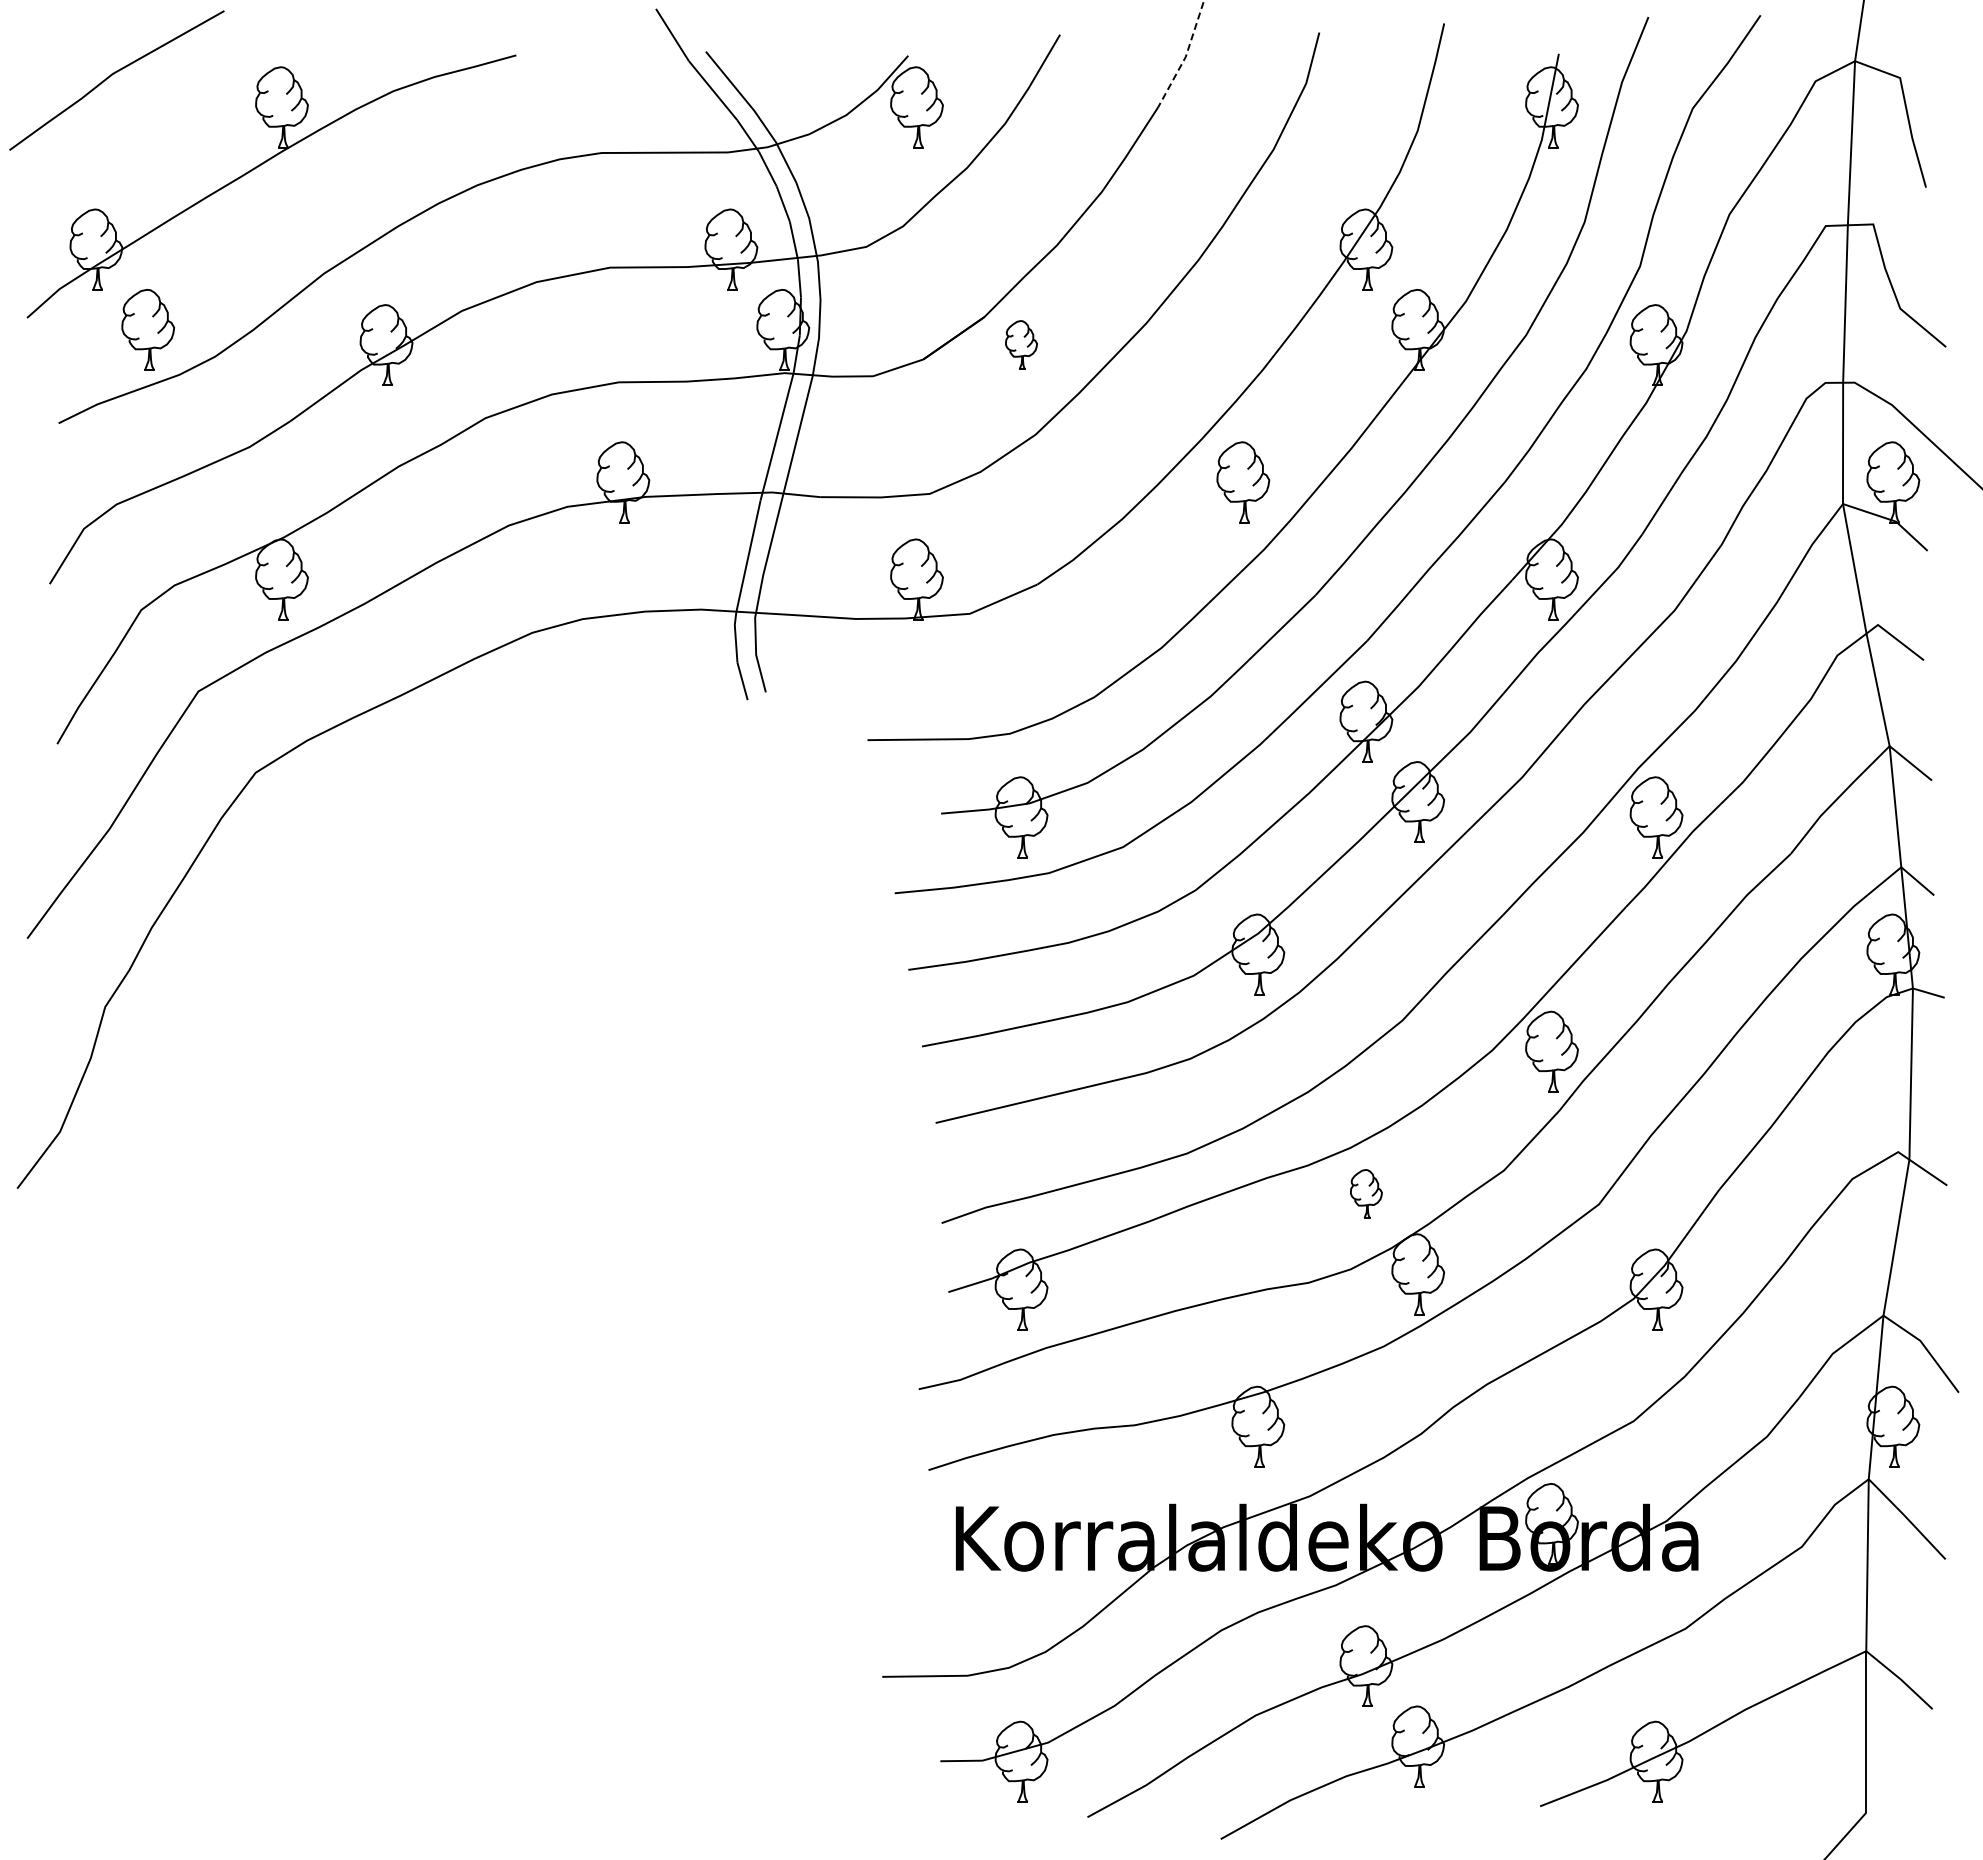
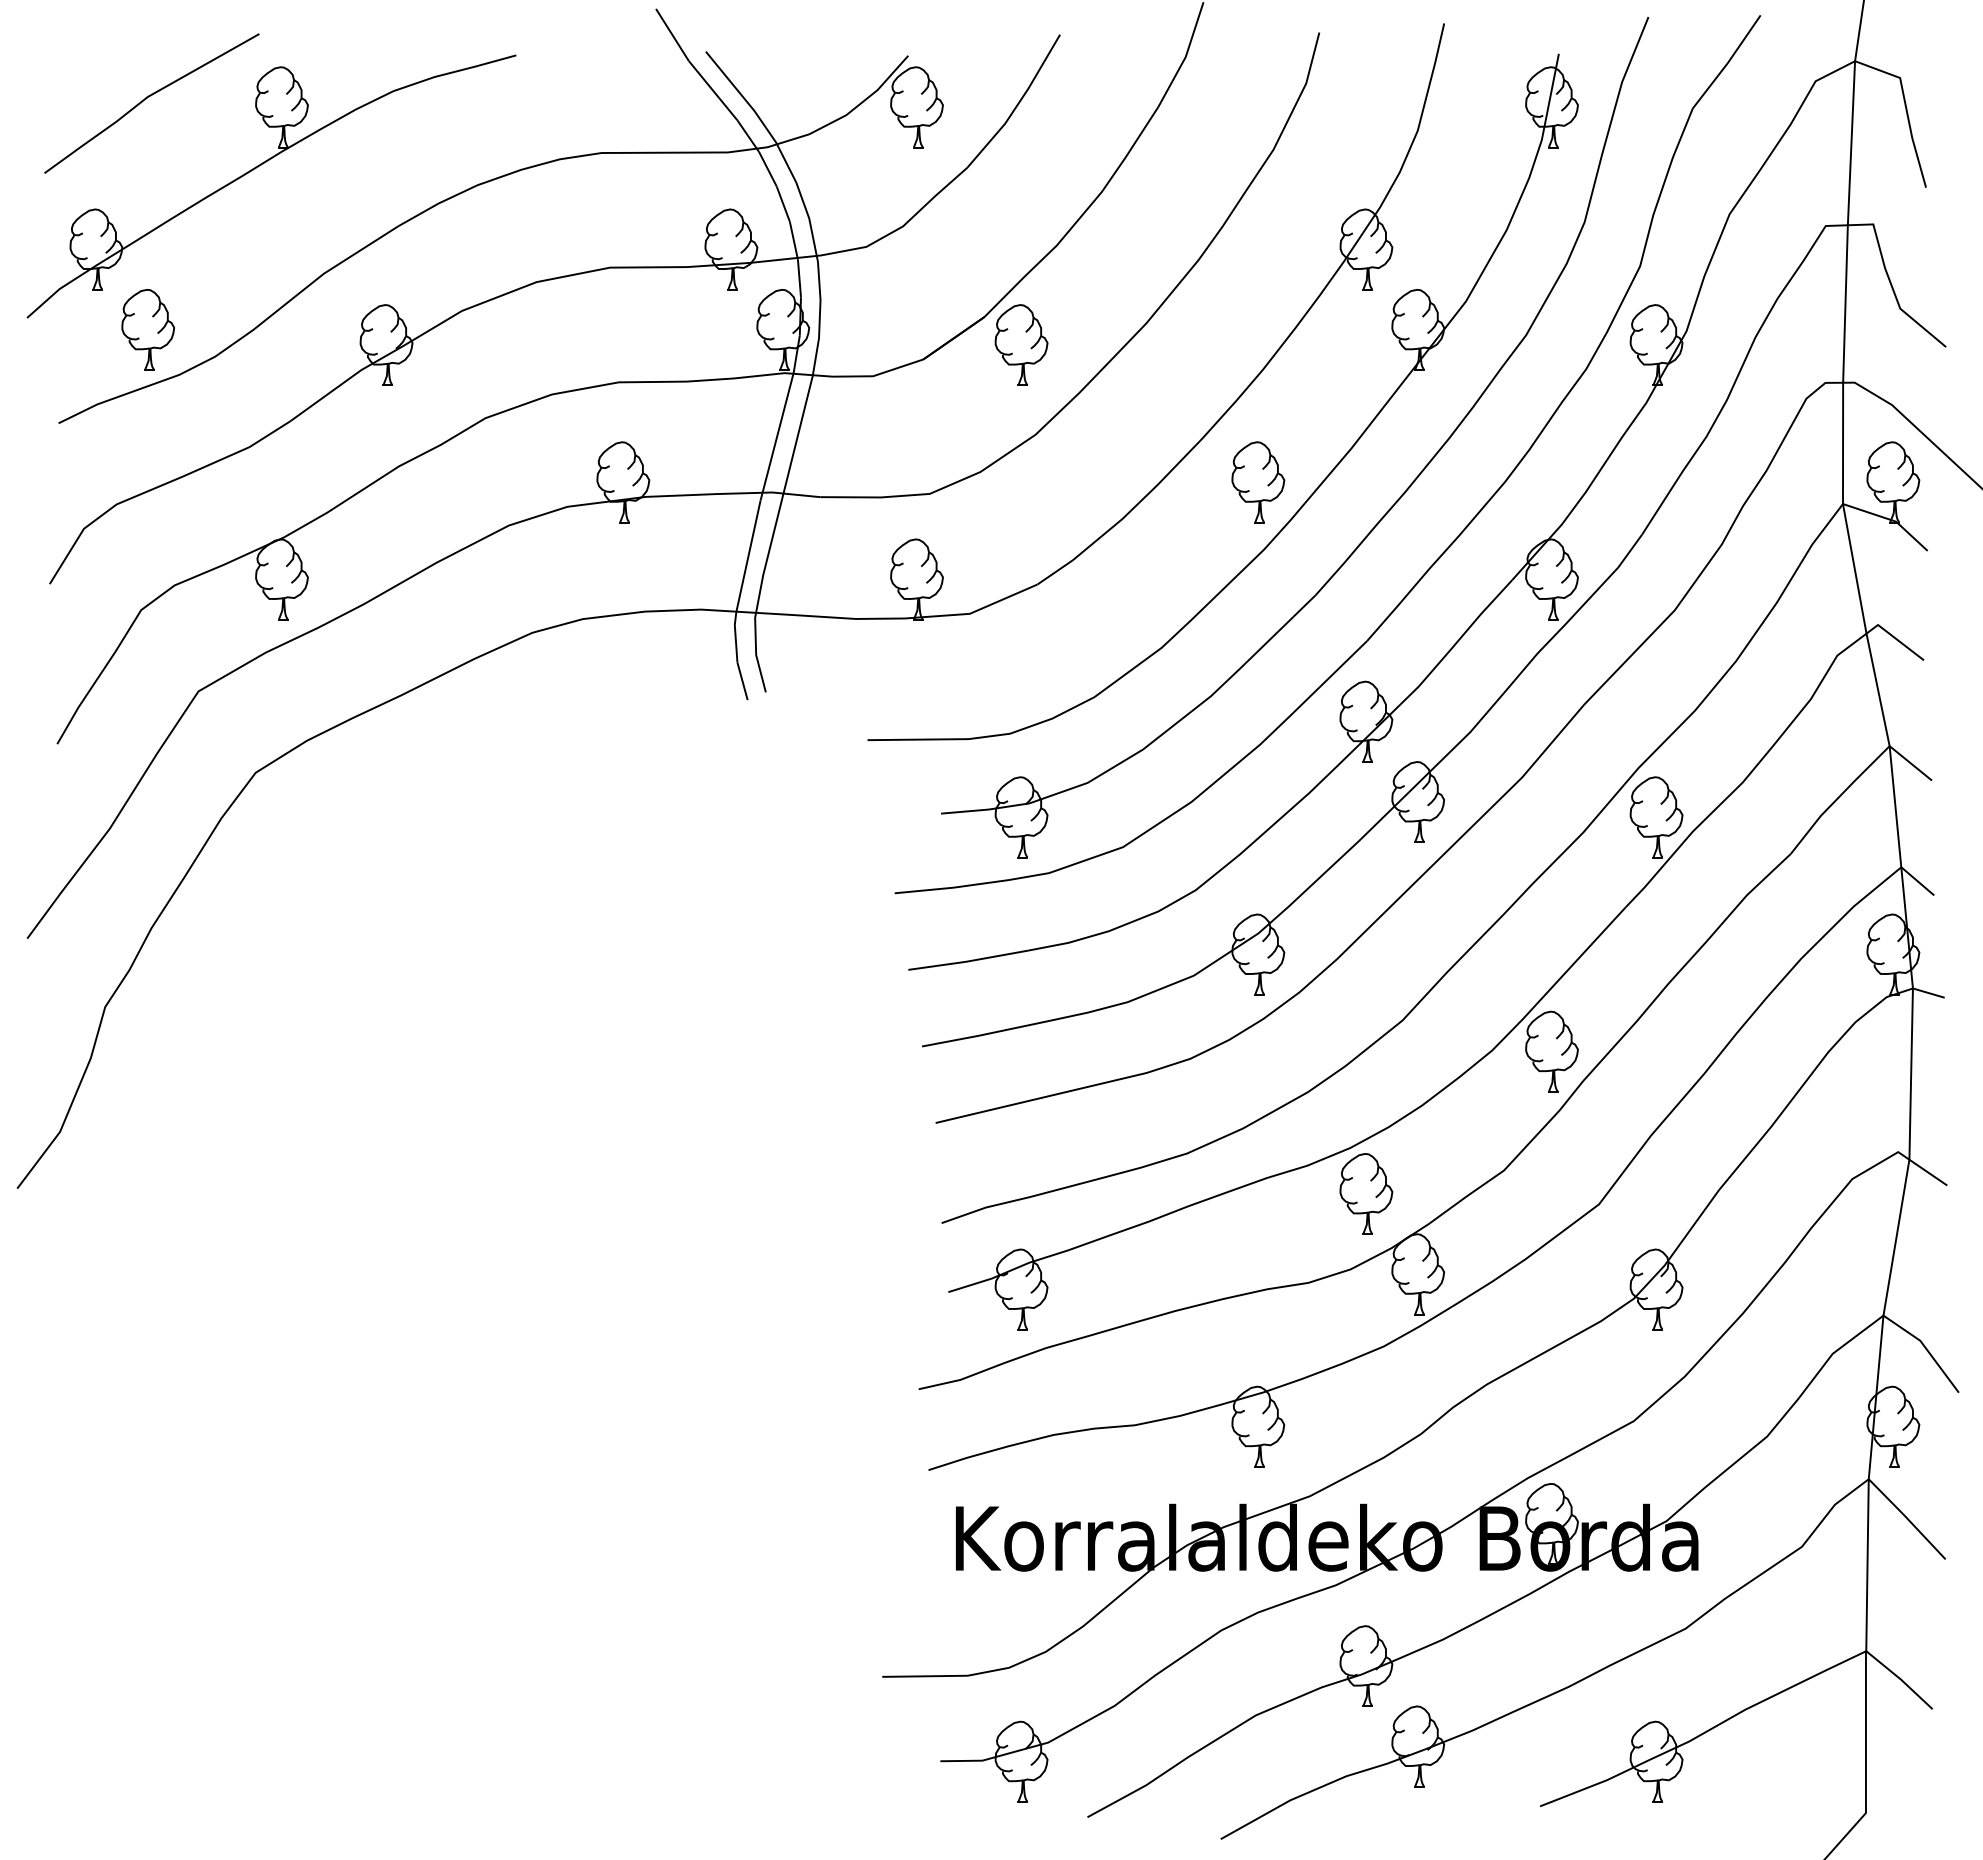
line: dashed -> solid (1185, 56)
line position: (114, 74) -> (149, 97) (149, 97)
part size: 33x50 px -> 55x82 px (1021, 344)
part position: (1243, 482) -> (1258, 482) (1258, 482)
part size: 33x50 px -> 55x82 px (1366, 1193)
